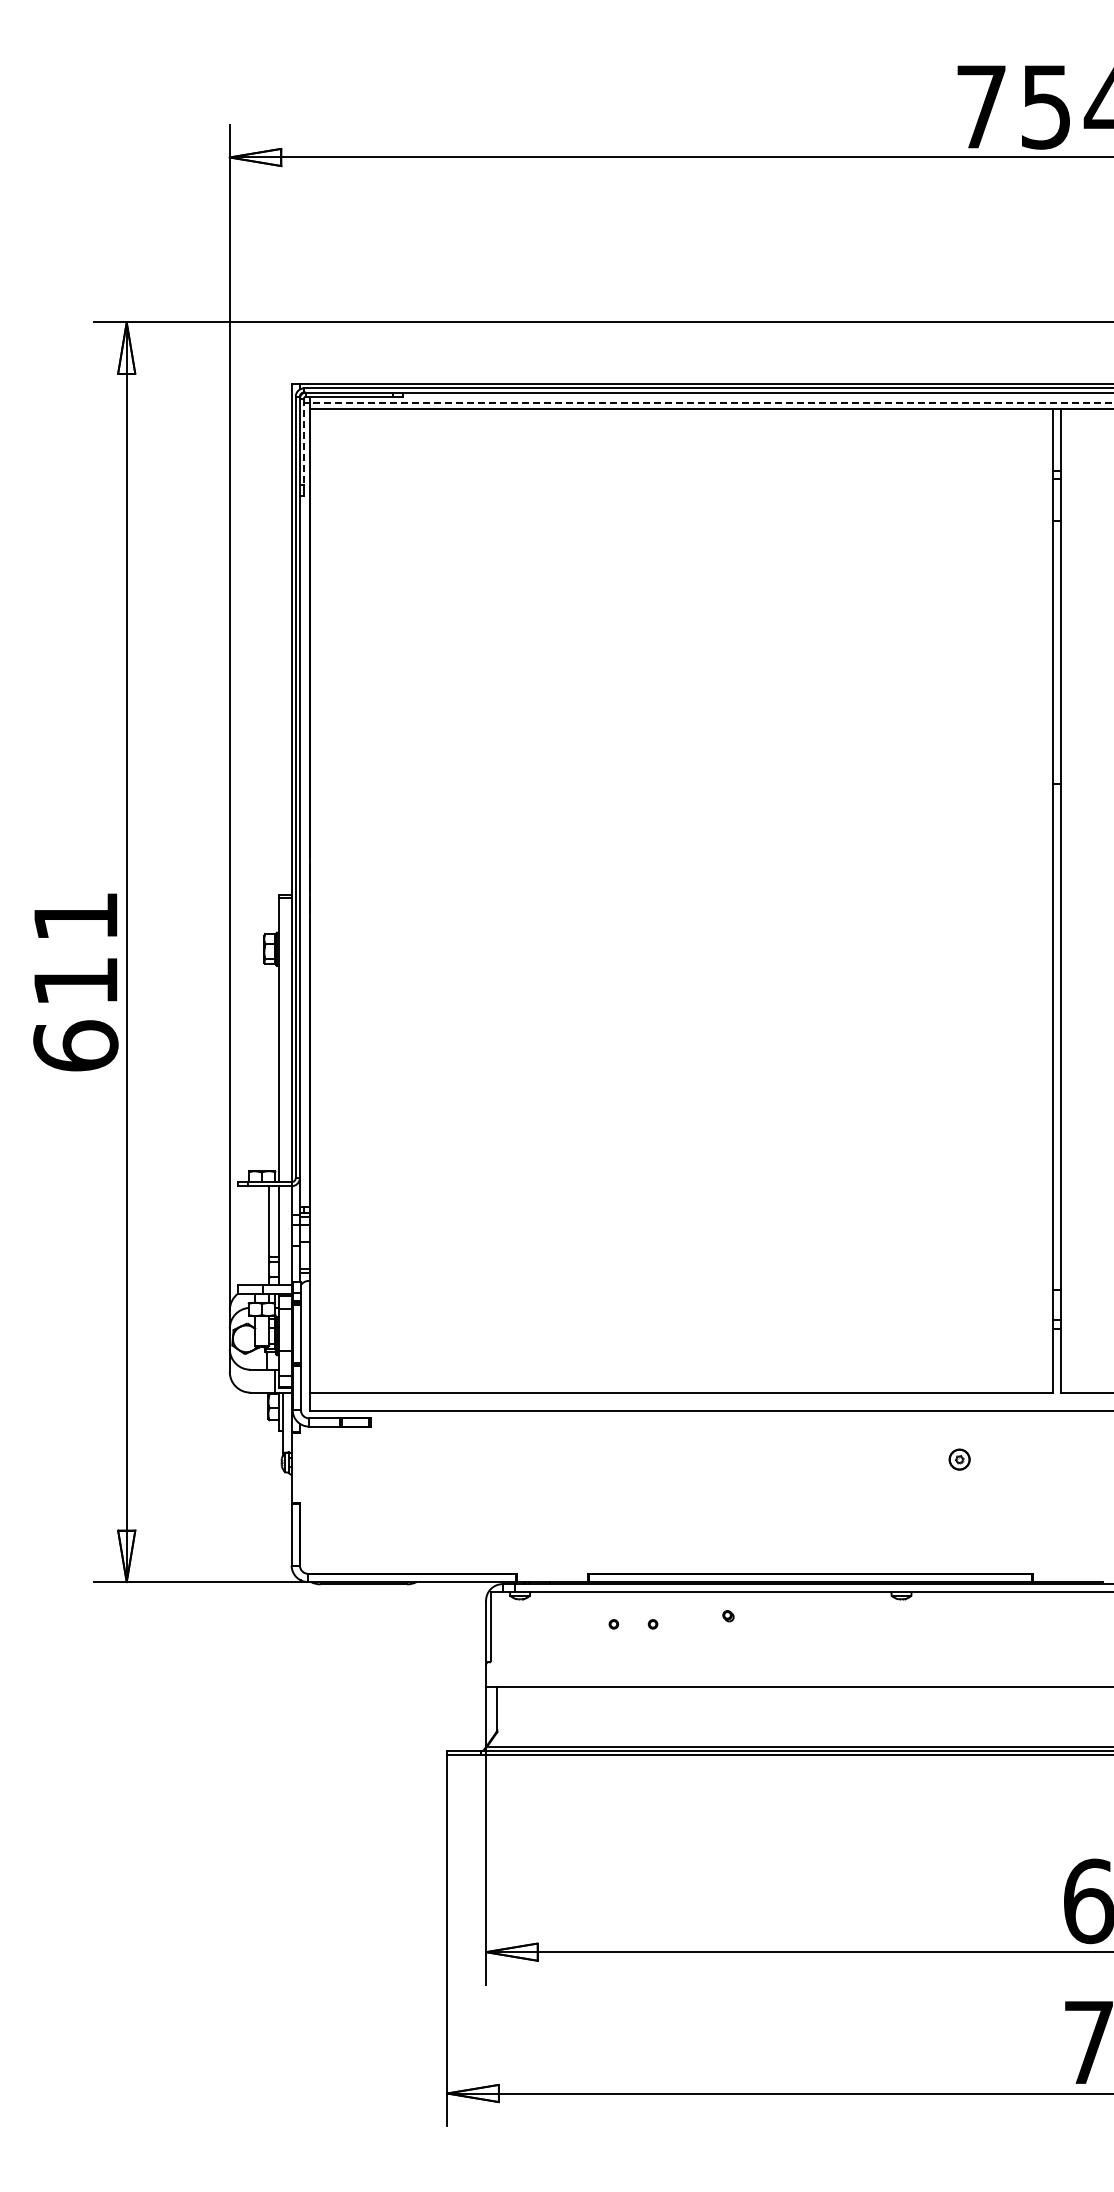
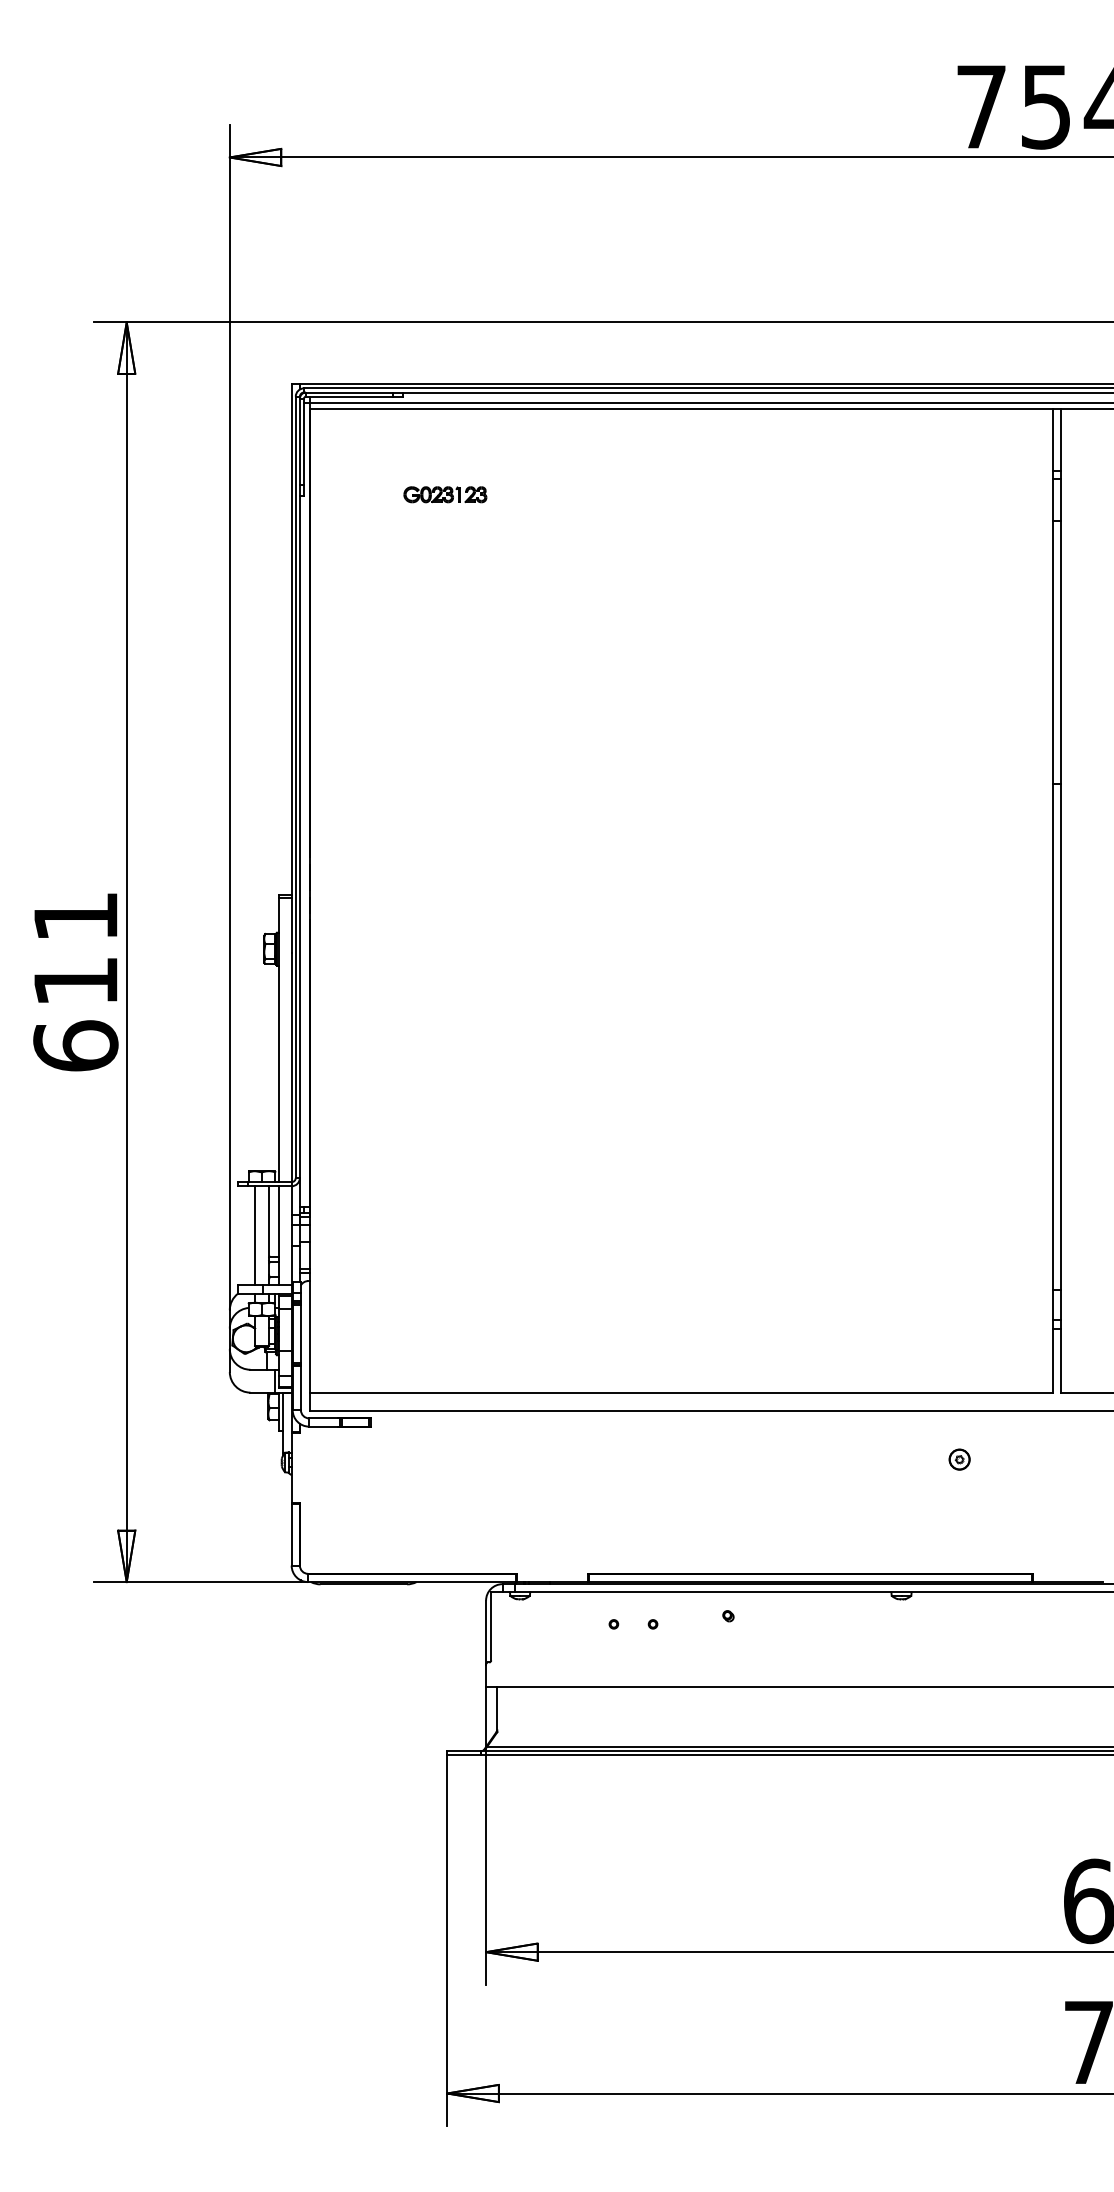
line: dashed -> solid (711, 402)
line: dashed -> solid (304, 442)
part: none -> present (445, 494)
line: none -> present (255, 1235)
